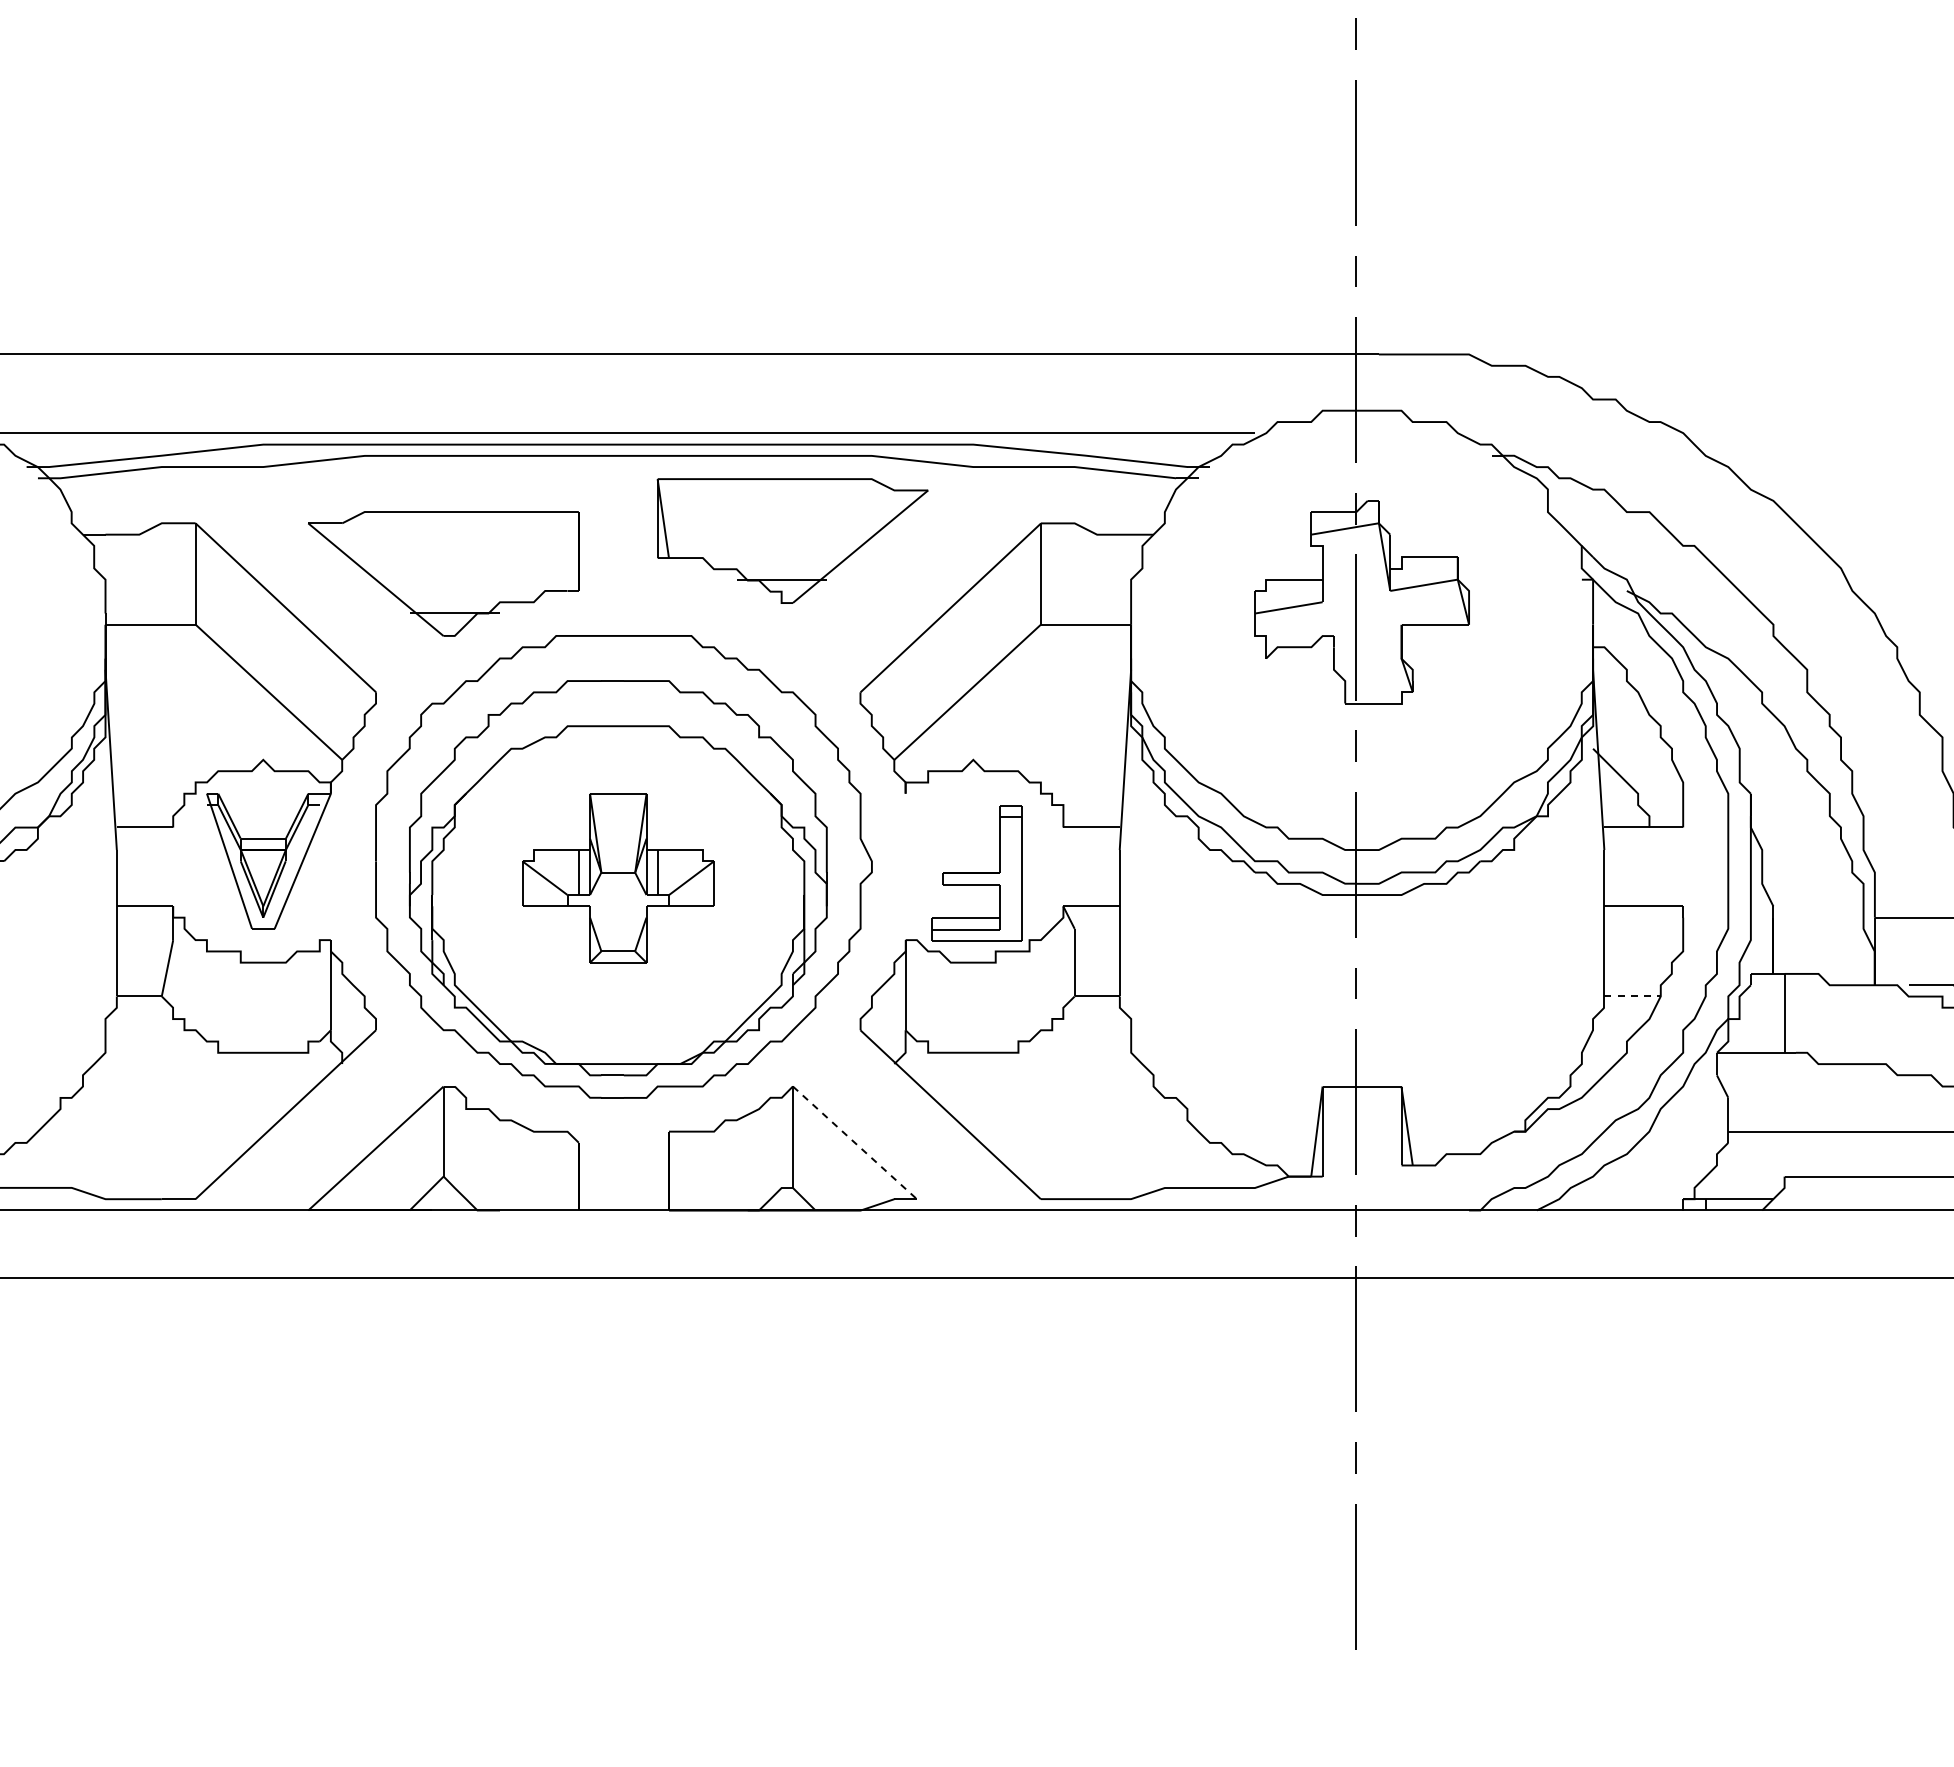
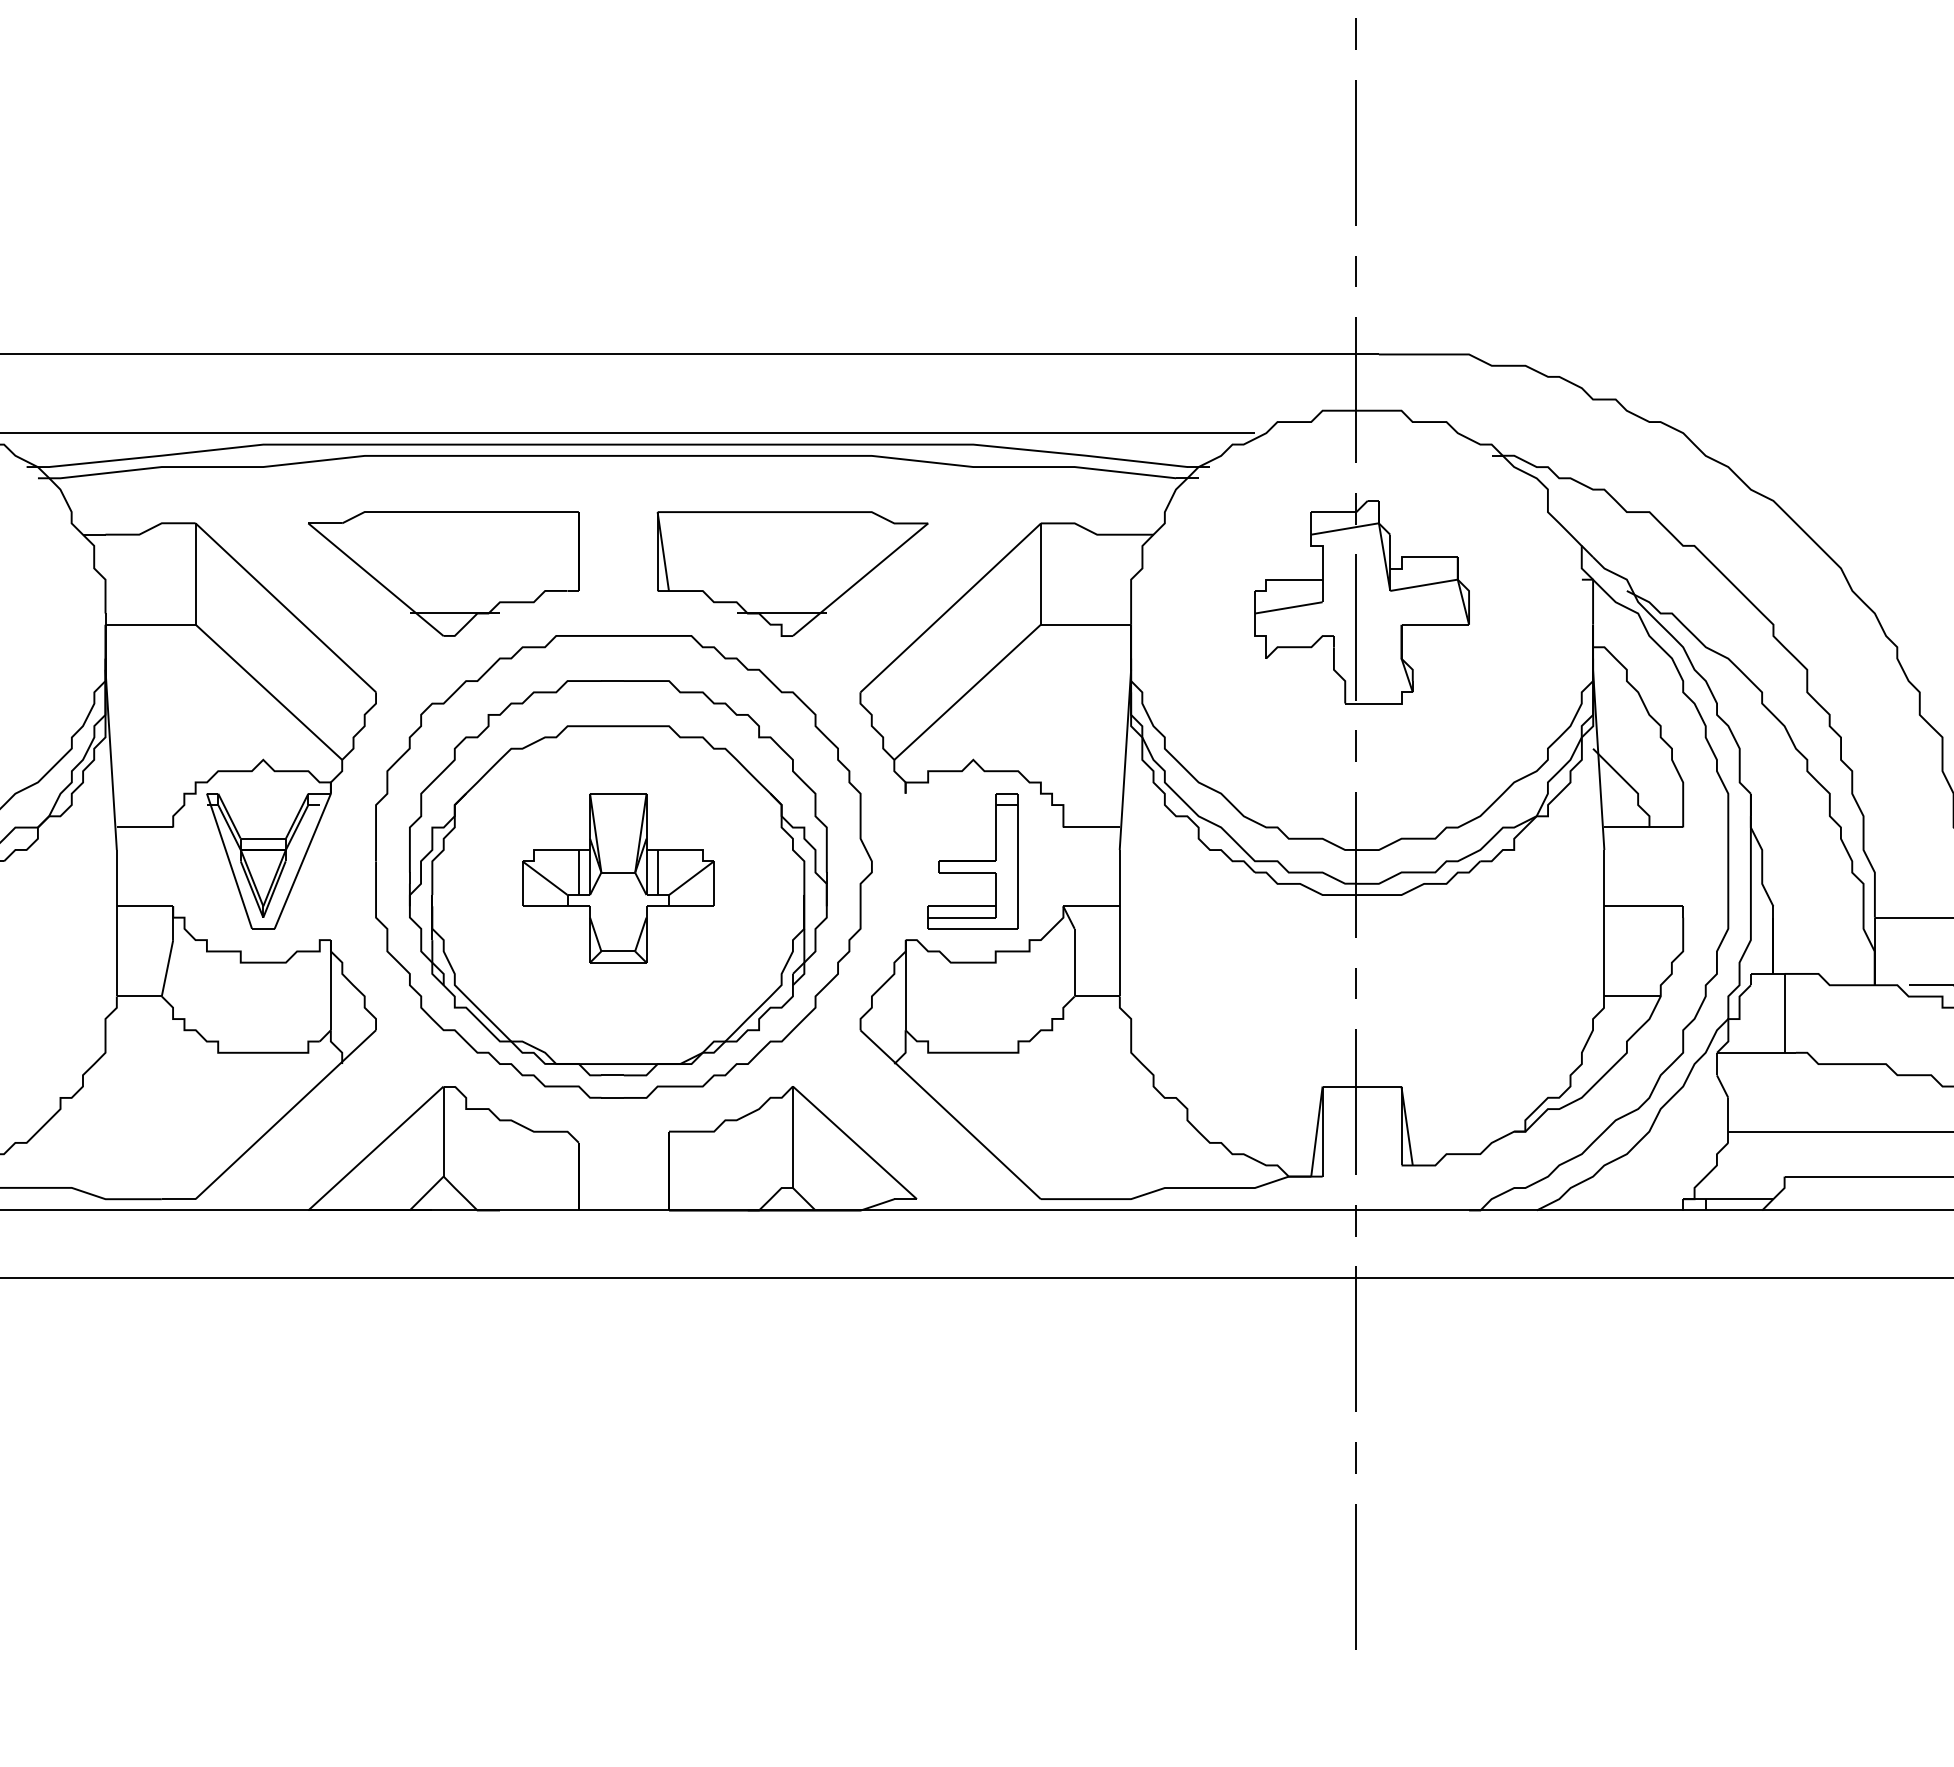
part position: (792, 540) -> (792, 573) (792, 573)
part position: (976, 873) -> (972, 861) (972, 861)
line: dashed -> solid (1632, 996)
line: dashed -> solid (854, 1142)
